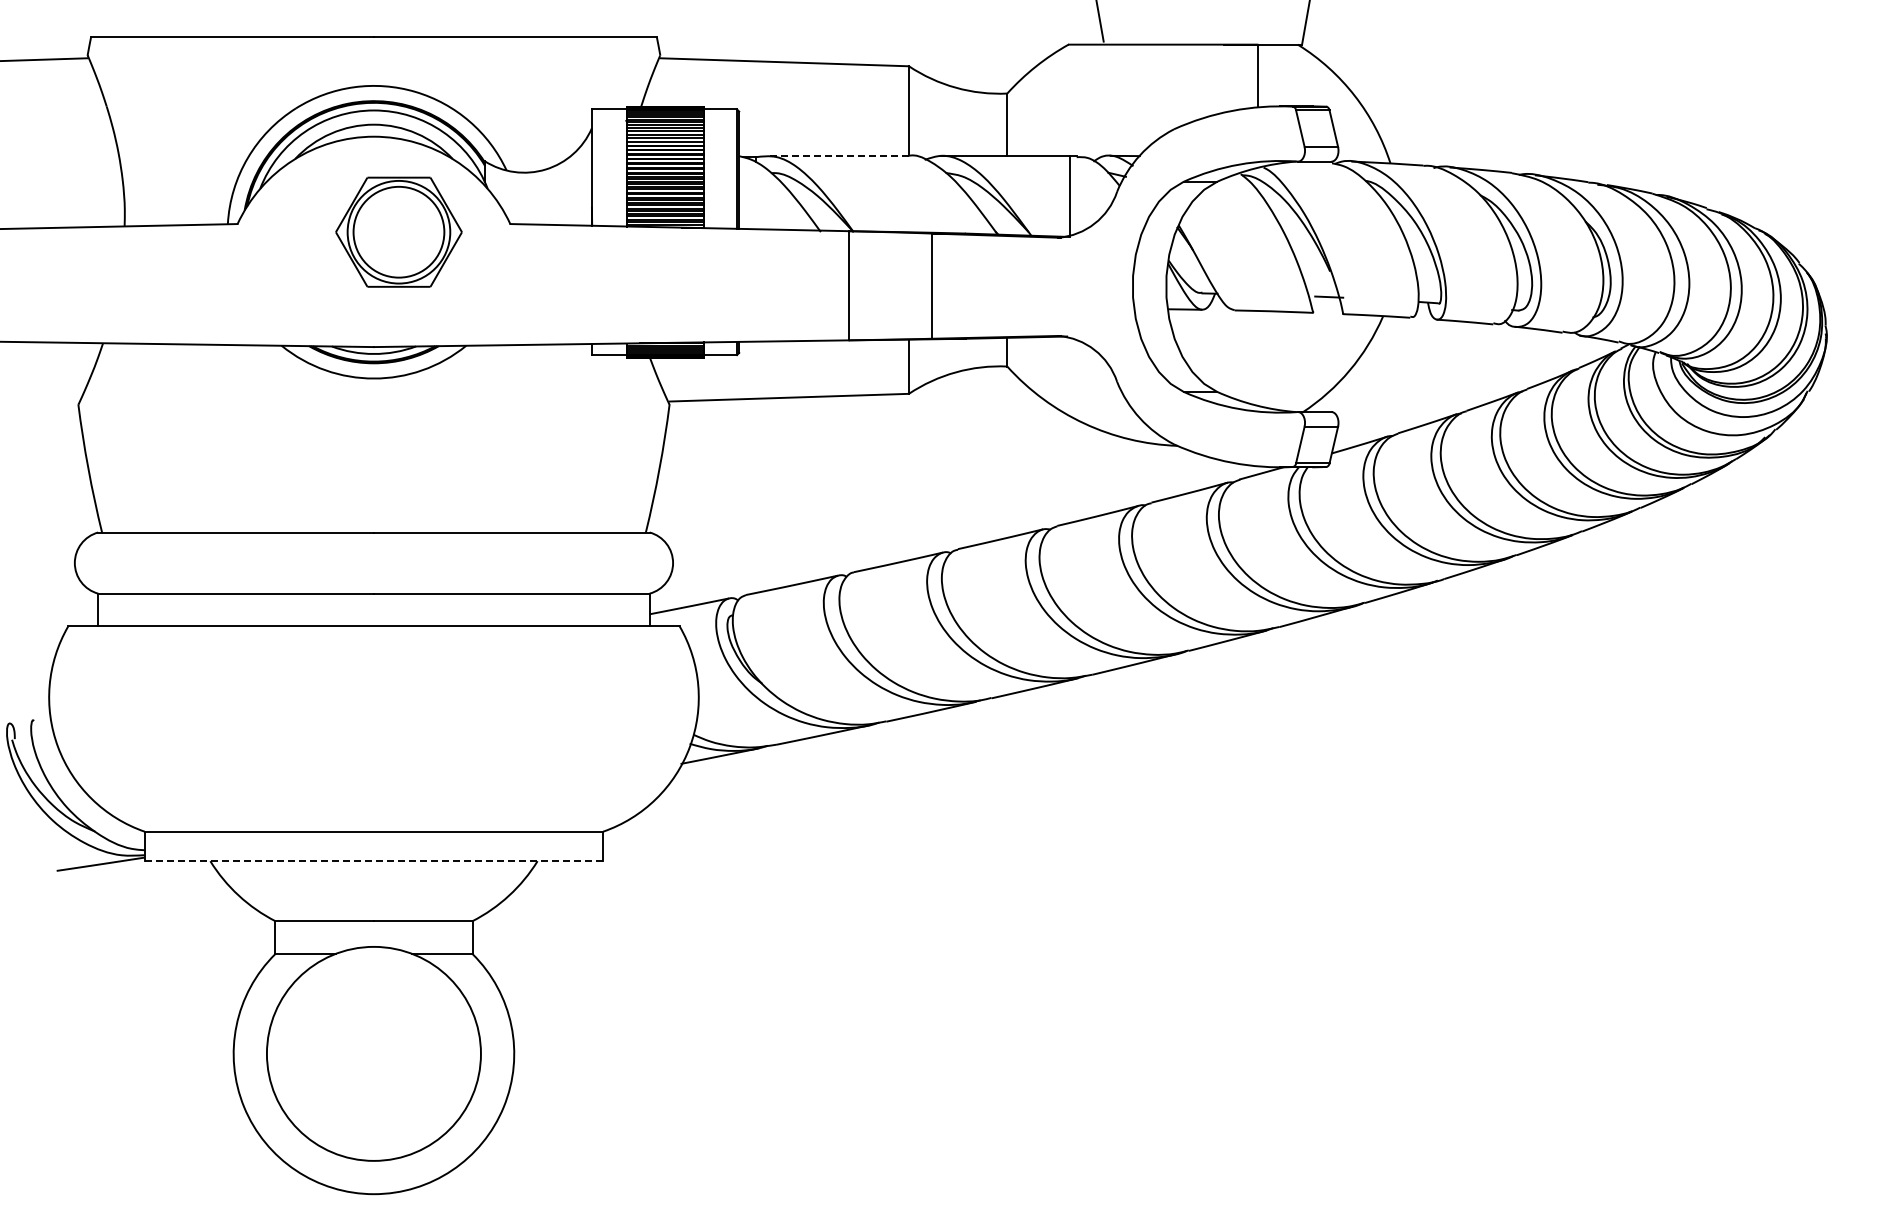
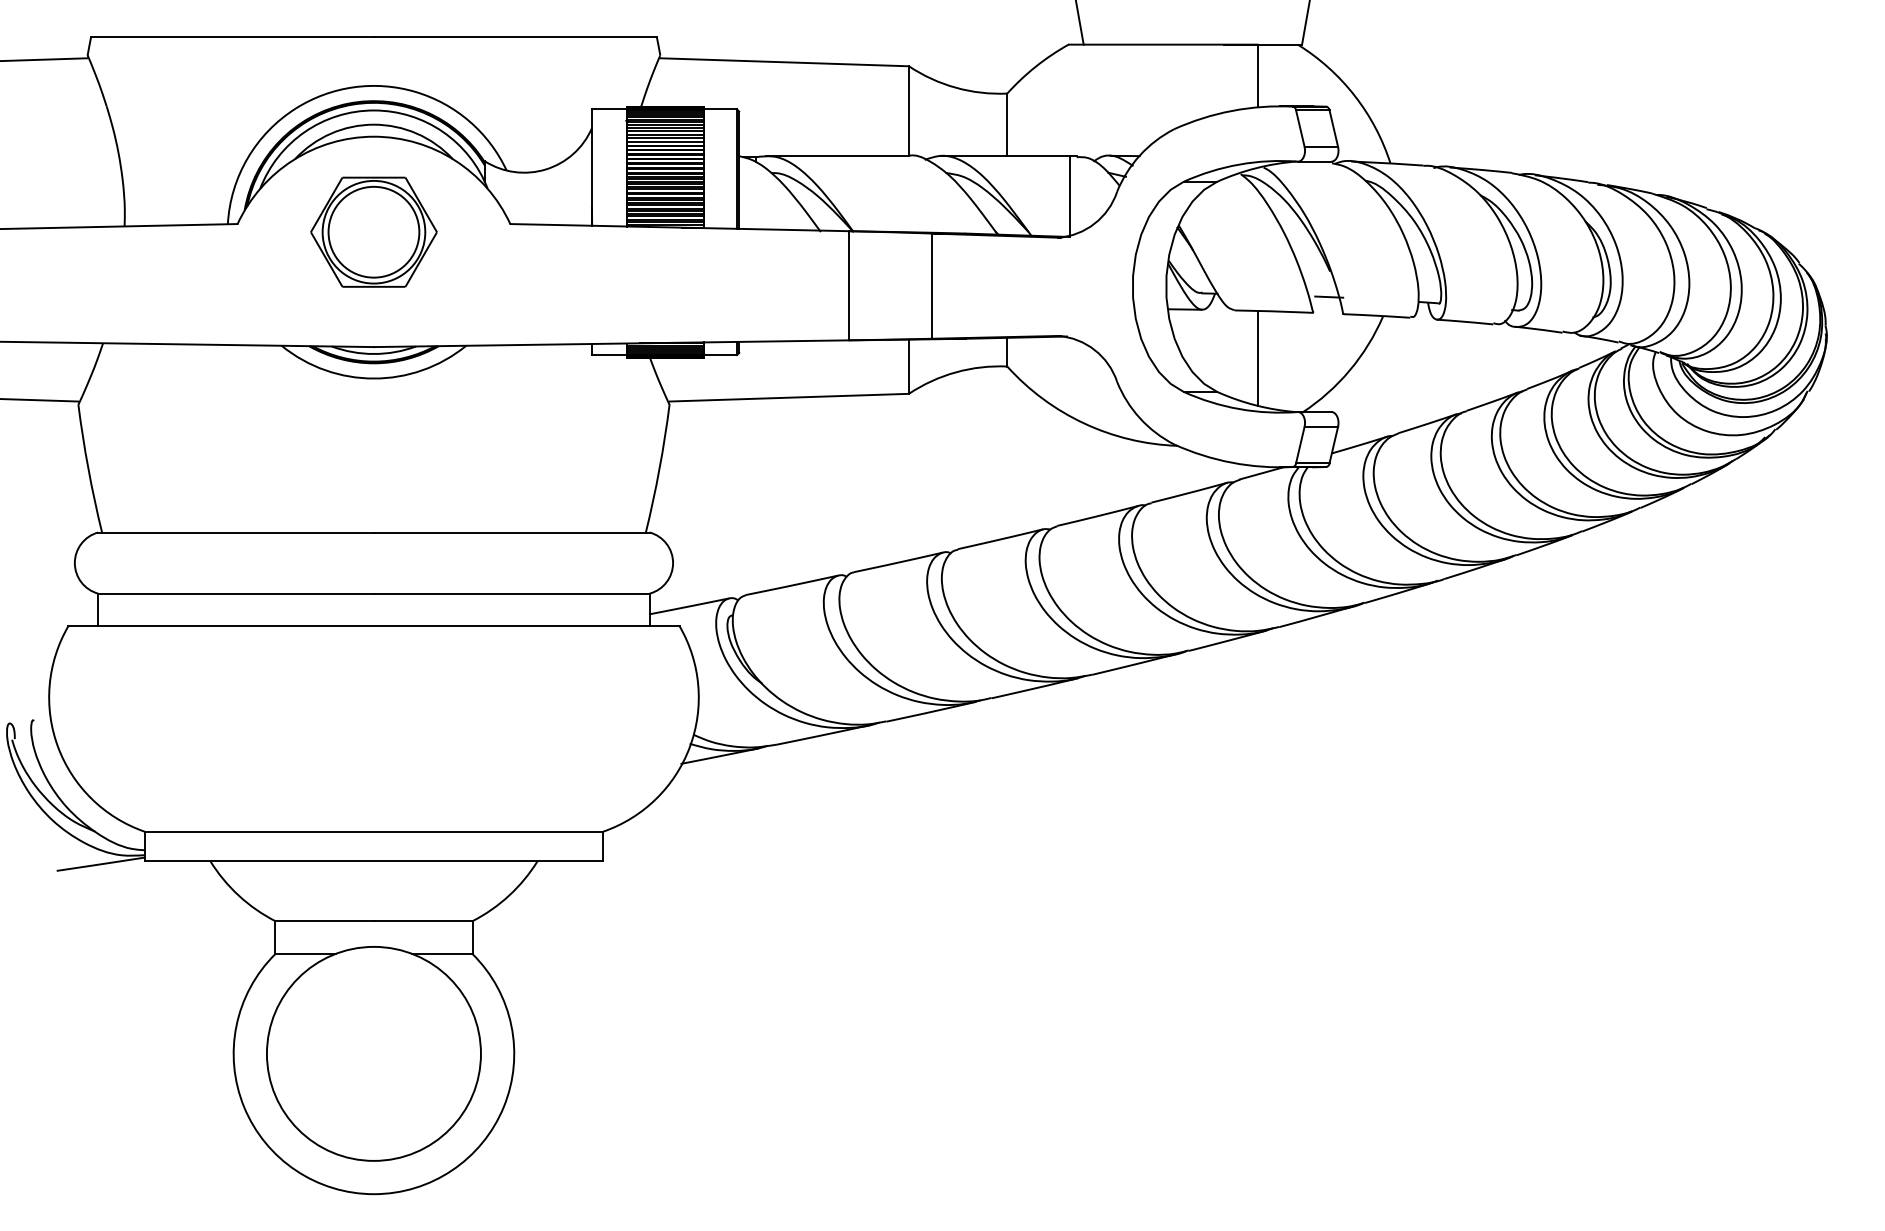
line position: (1099, 21) -> (1079, 23) (1079, 23)
line: dashed -> solid (836, 155)
part position: (398, 231) -> (373, 231) (373, 231)
line: none -> present (1258, 358)
line: none -> present (40, 400)
line: dashed -> solid (373, 861)
